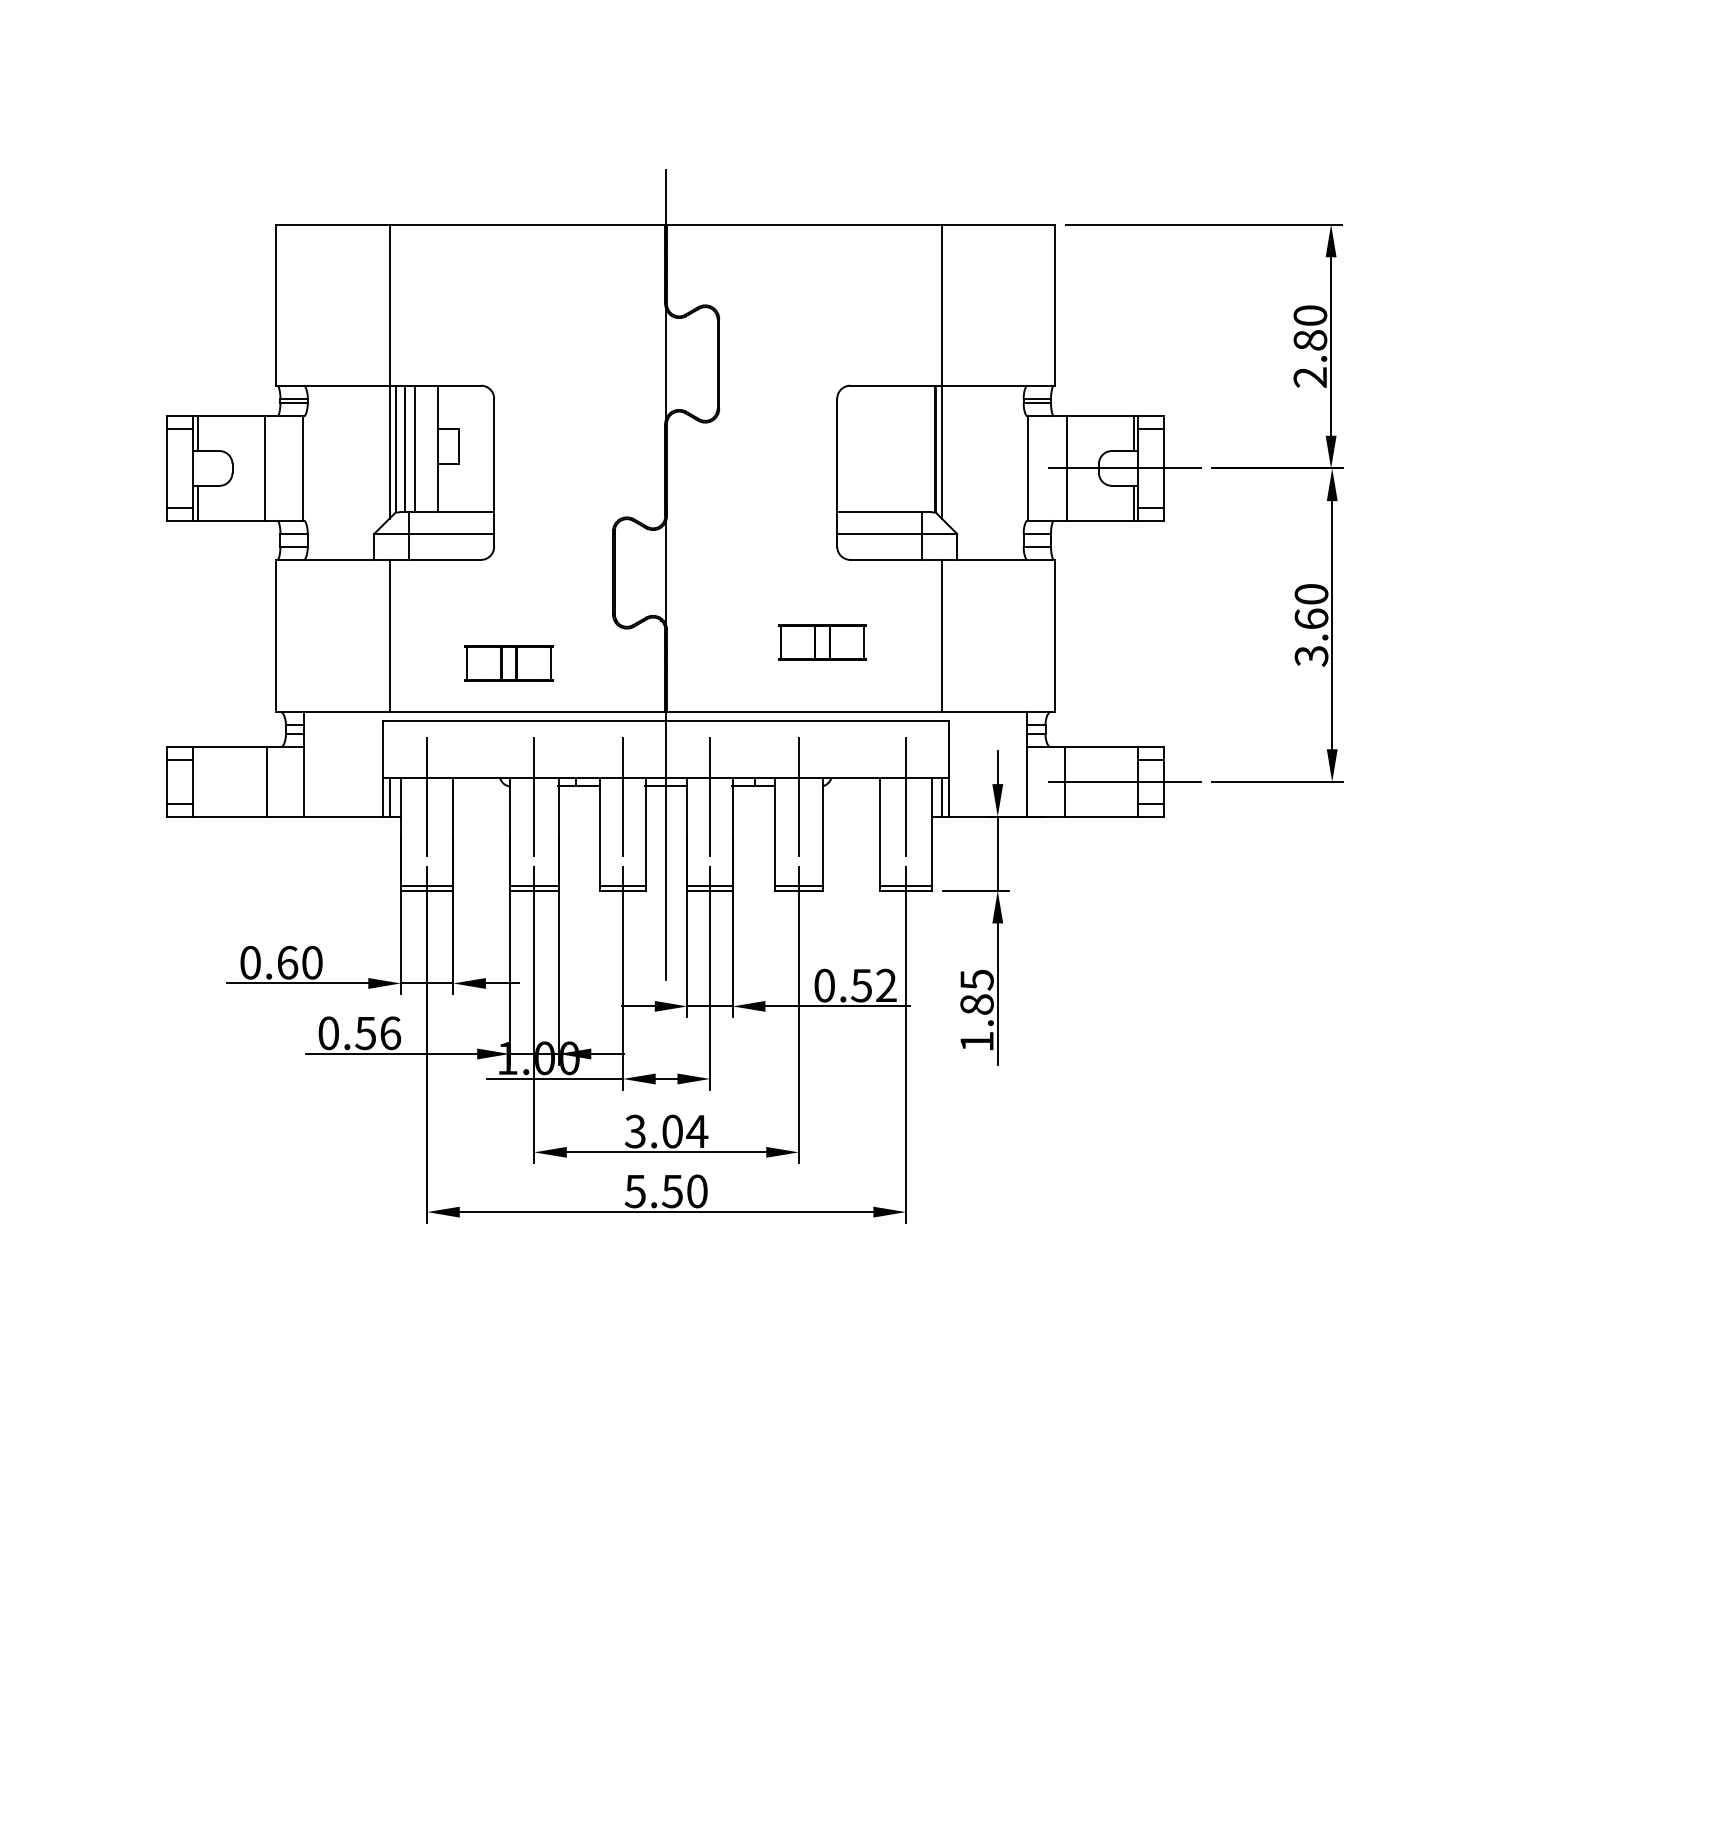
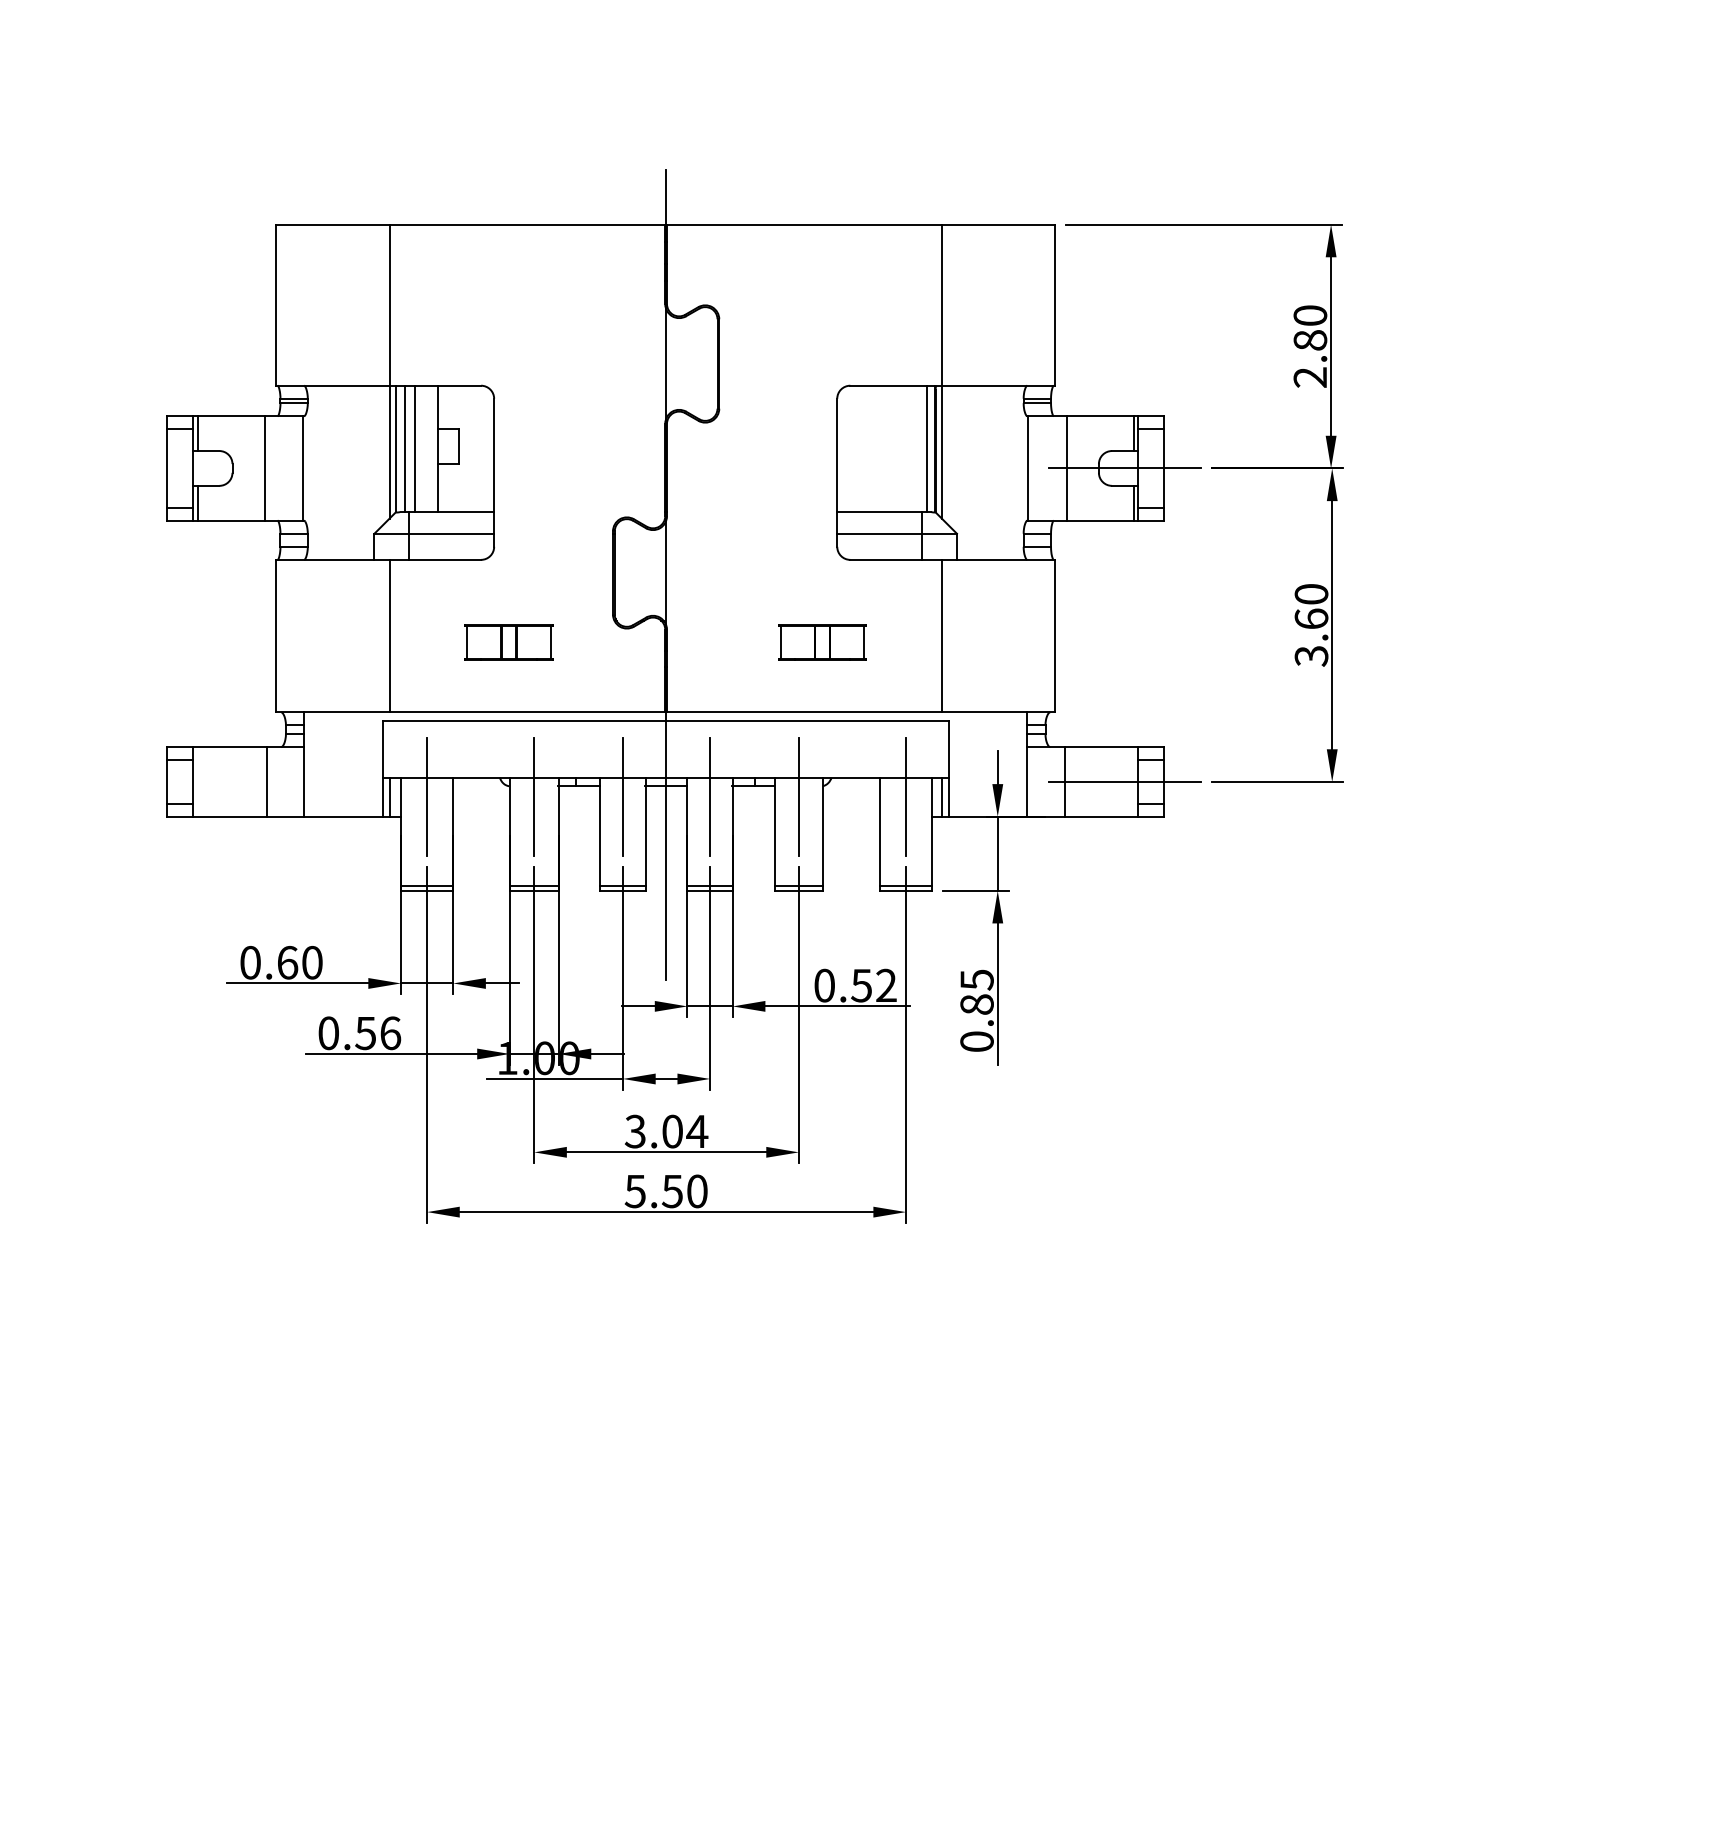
line: none -> present (926, 448)
part position: (508, 663) -> (508, 642) (508, 642)
text: 1.85 -> 0.85 (976, 1041)
